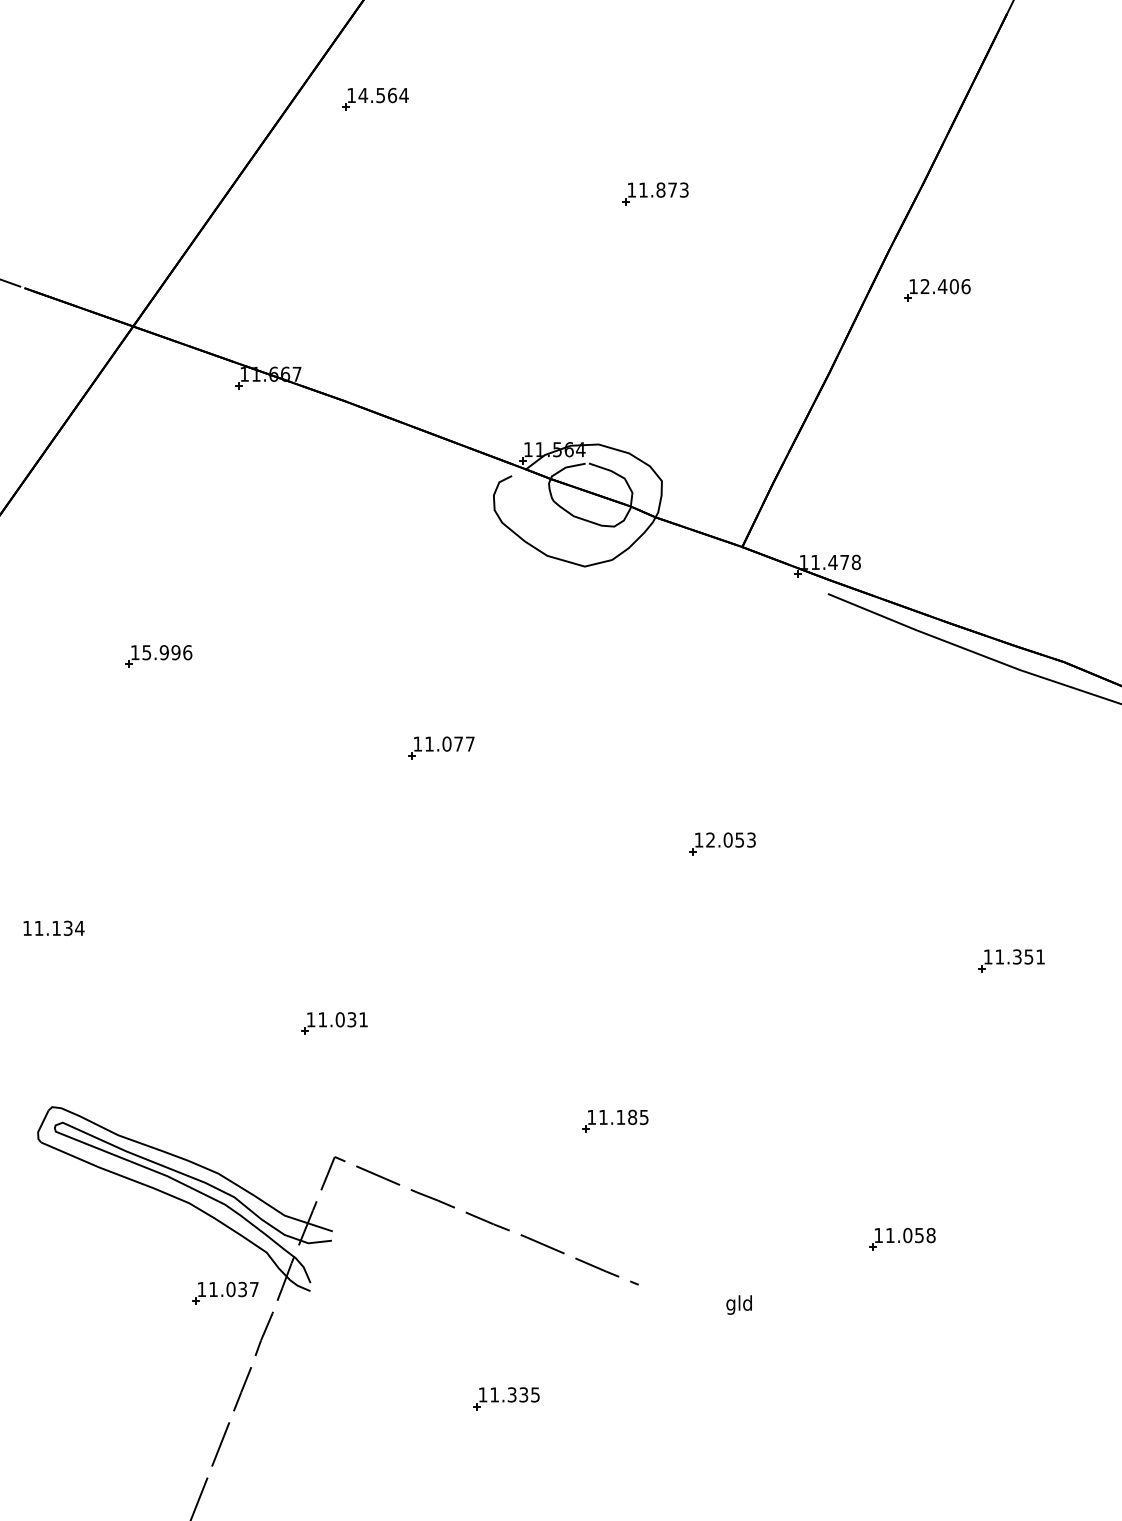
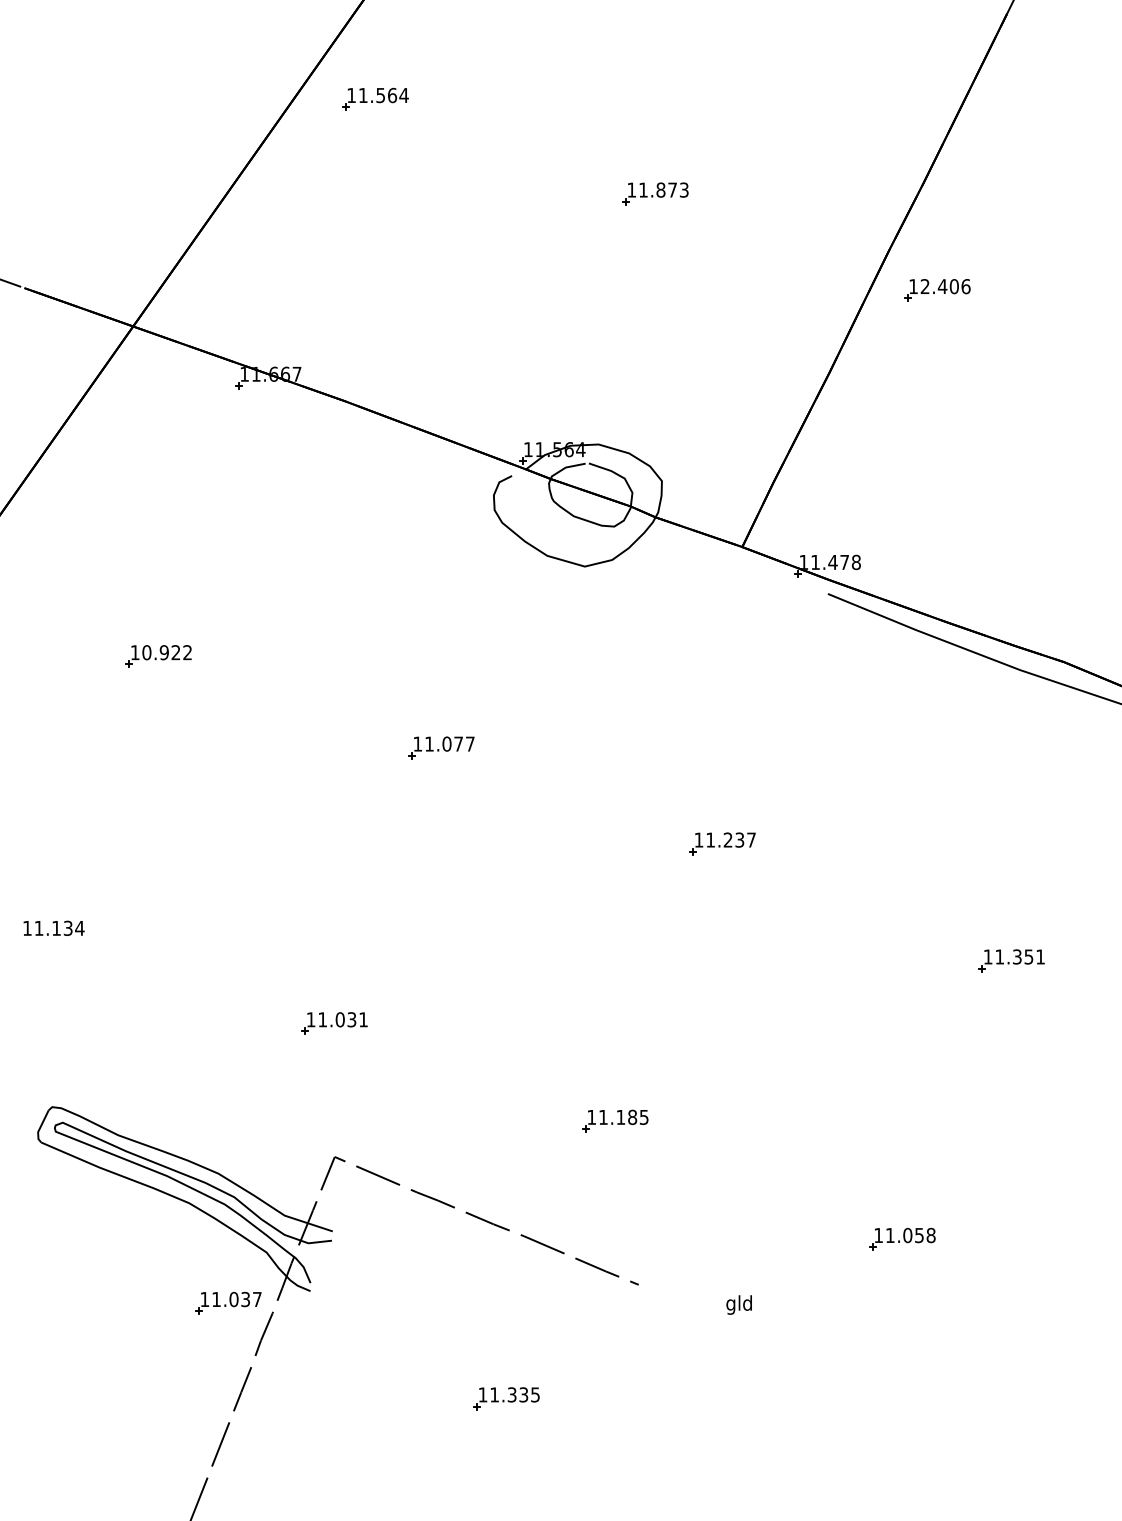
text: 14.564 -> 11.564 (363, 95)
text: 15.996 -> 10.922 (167, 652)
text: 12.053 -> 11.237 (730, 839)
part position: (225, 1292) -> (228, 1302) (228, 1302)
